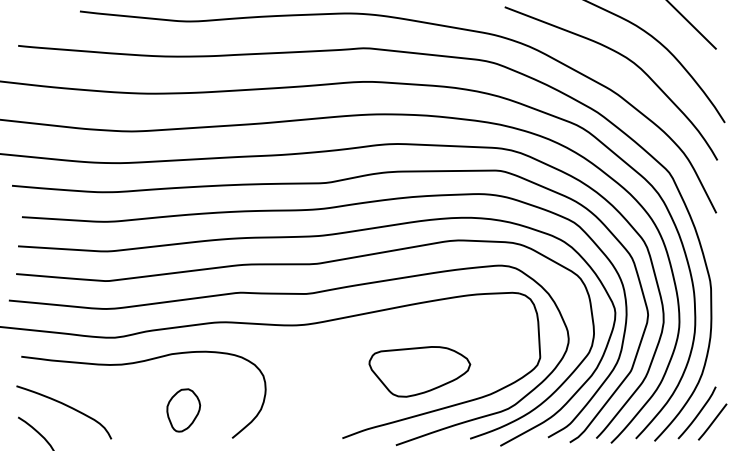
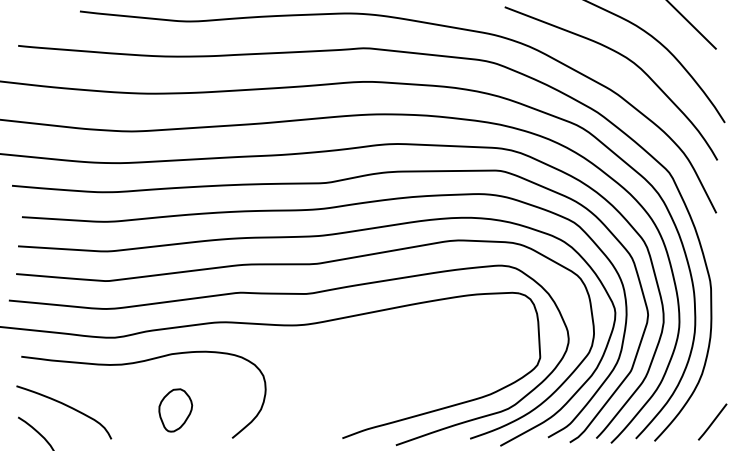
part: present -> none (419, 371)
part position: (183, 410) -> (175, 410) (175, 410)
curve: present -> none (697, 413)
